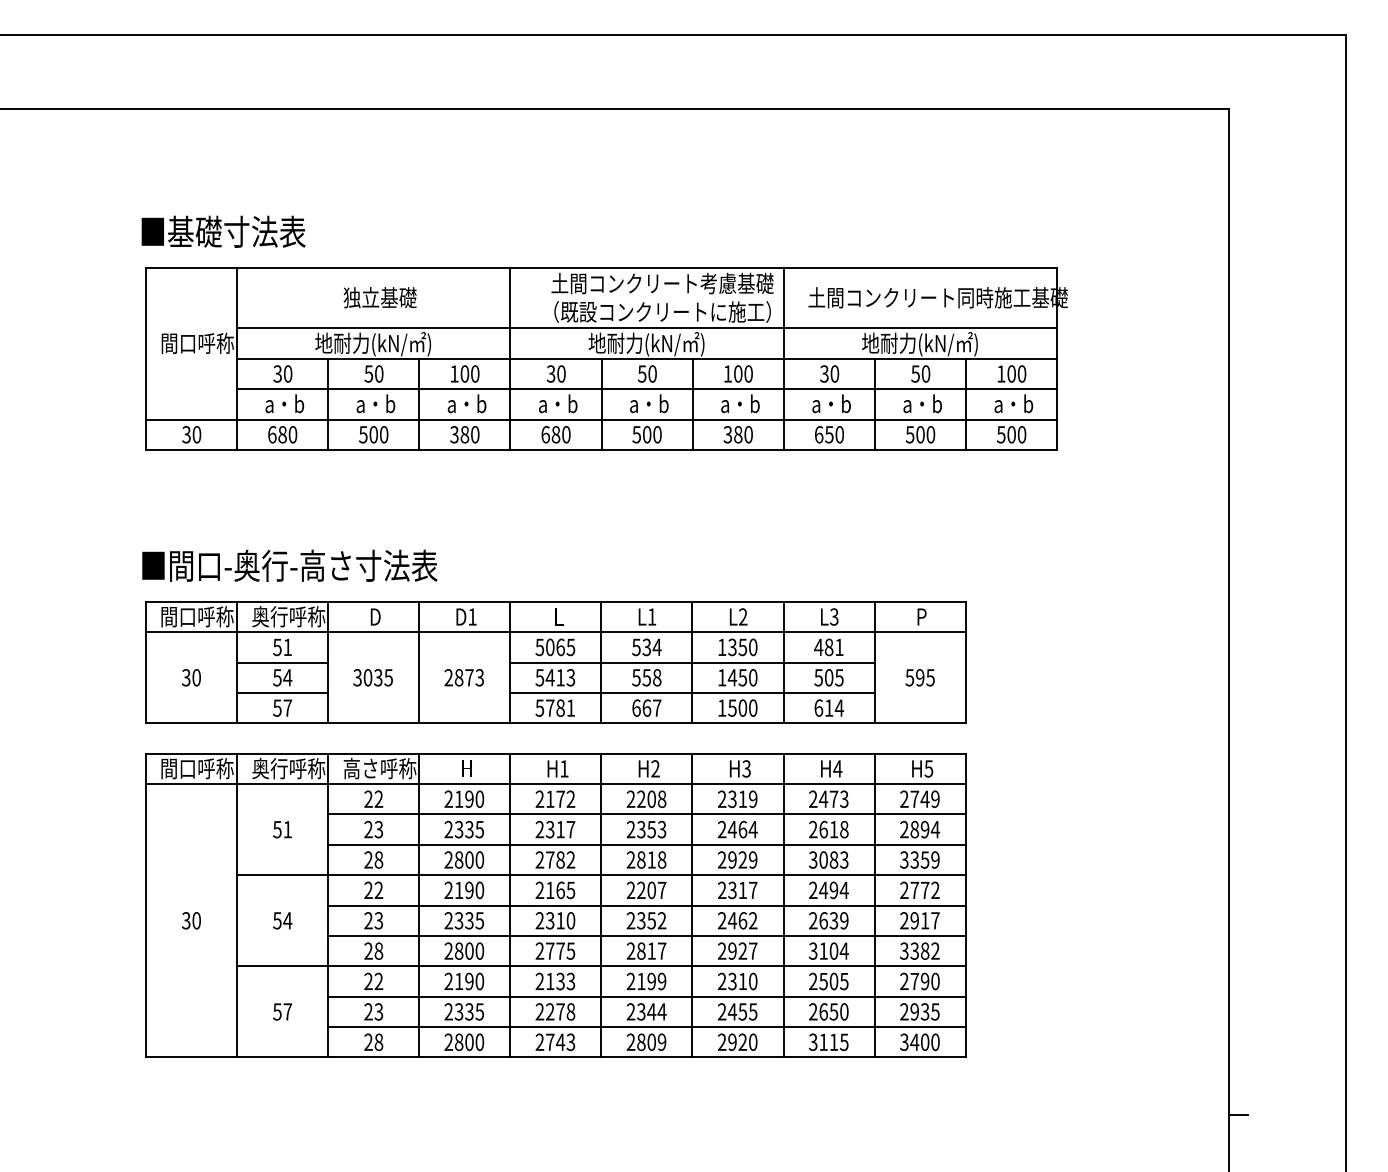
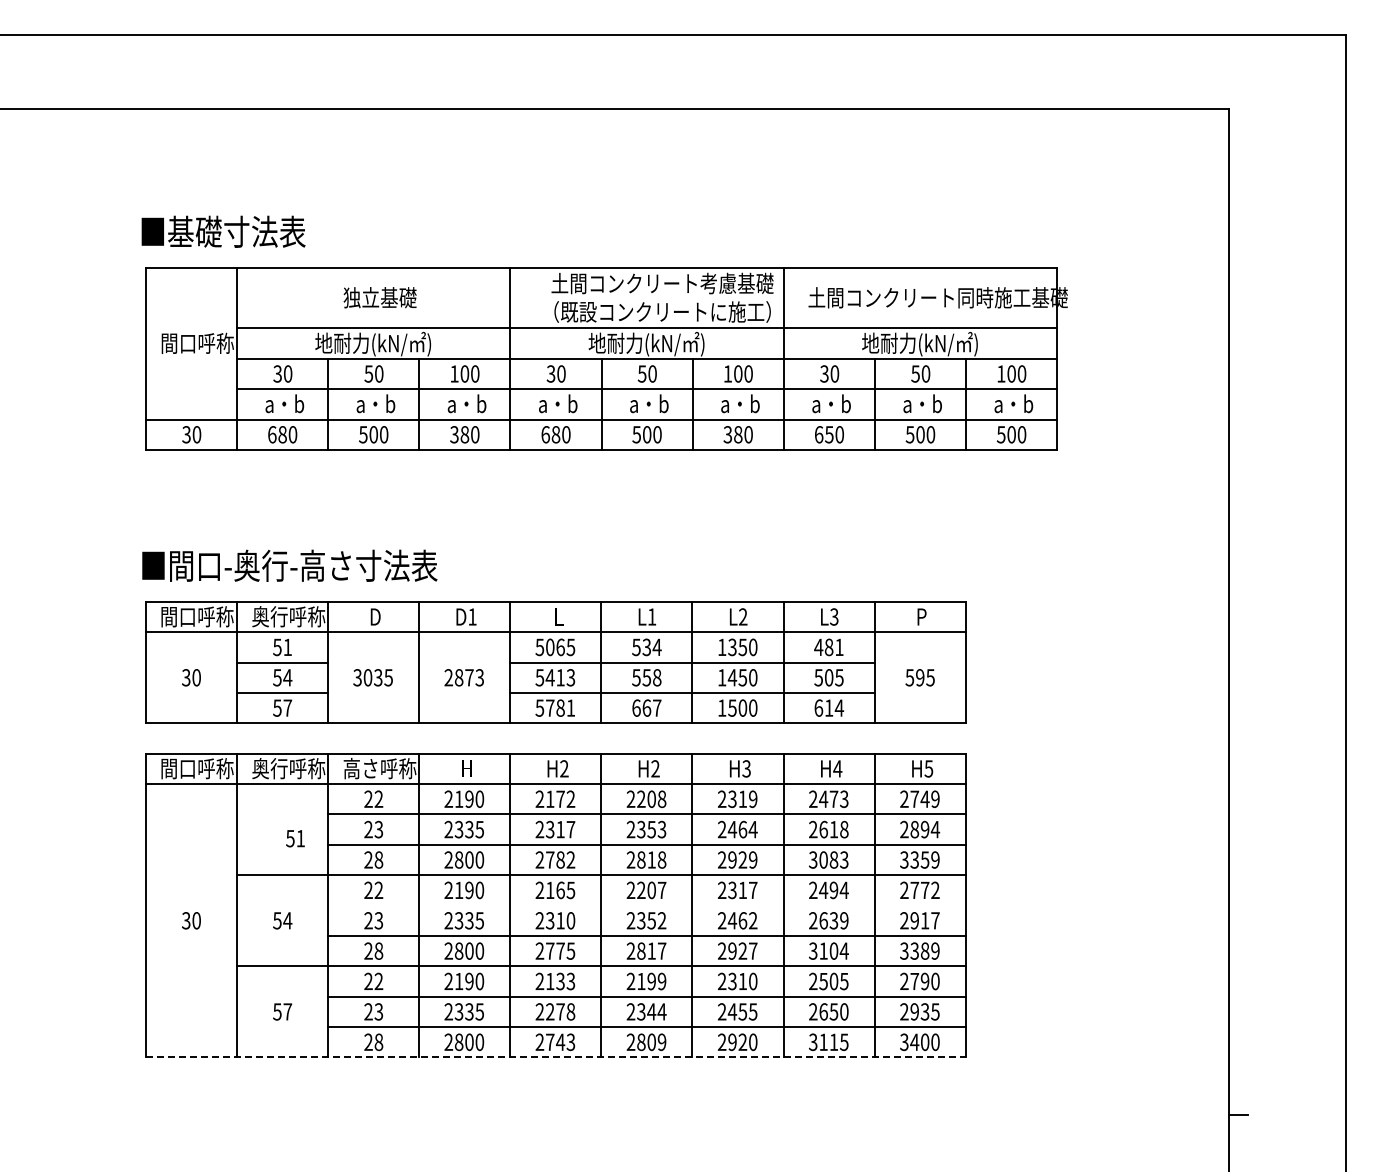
text: H1 -> H2 (564, 768)
text position: (282, 829) -> (295, 838) (295, 838)
line: present -> none (646, 905)
text: 3382 -> 3389 (935, 950)
line: solid -> dashed (556, 1057)
